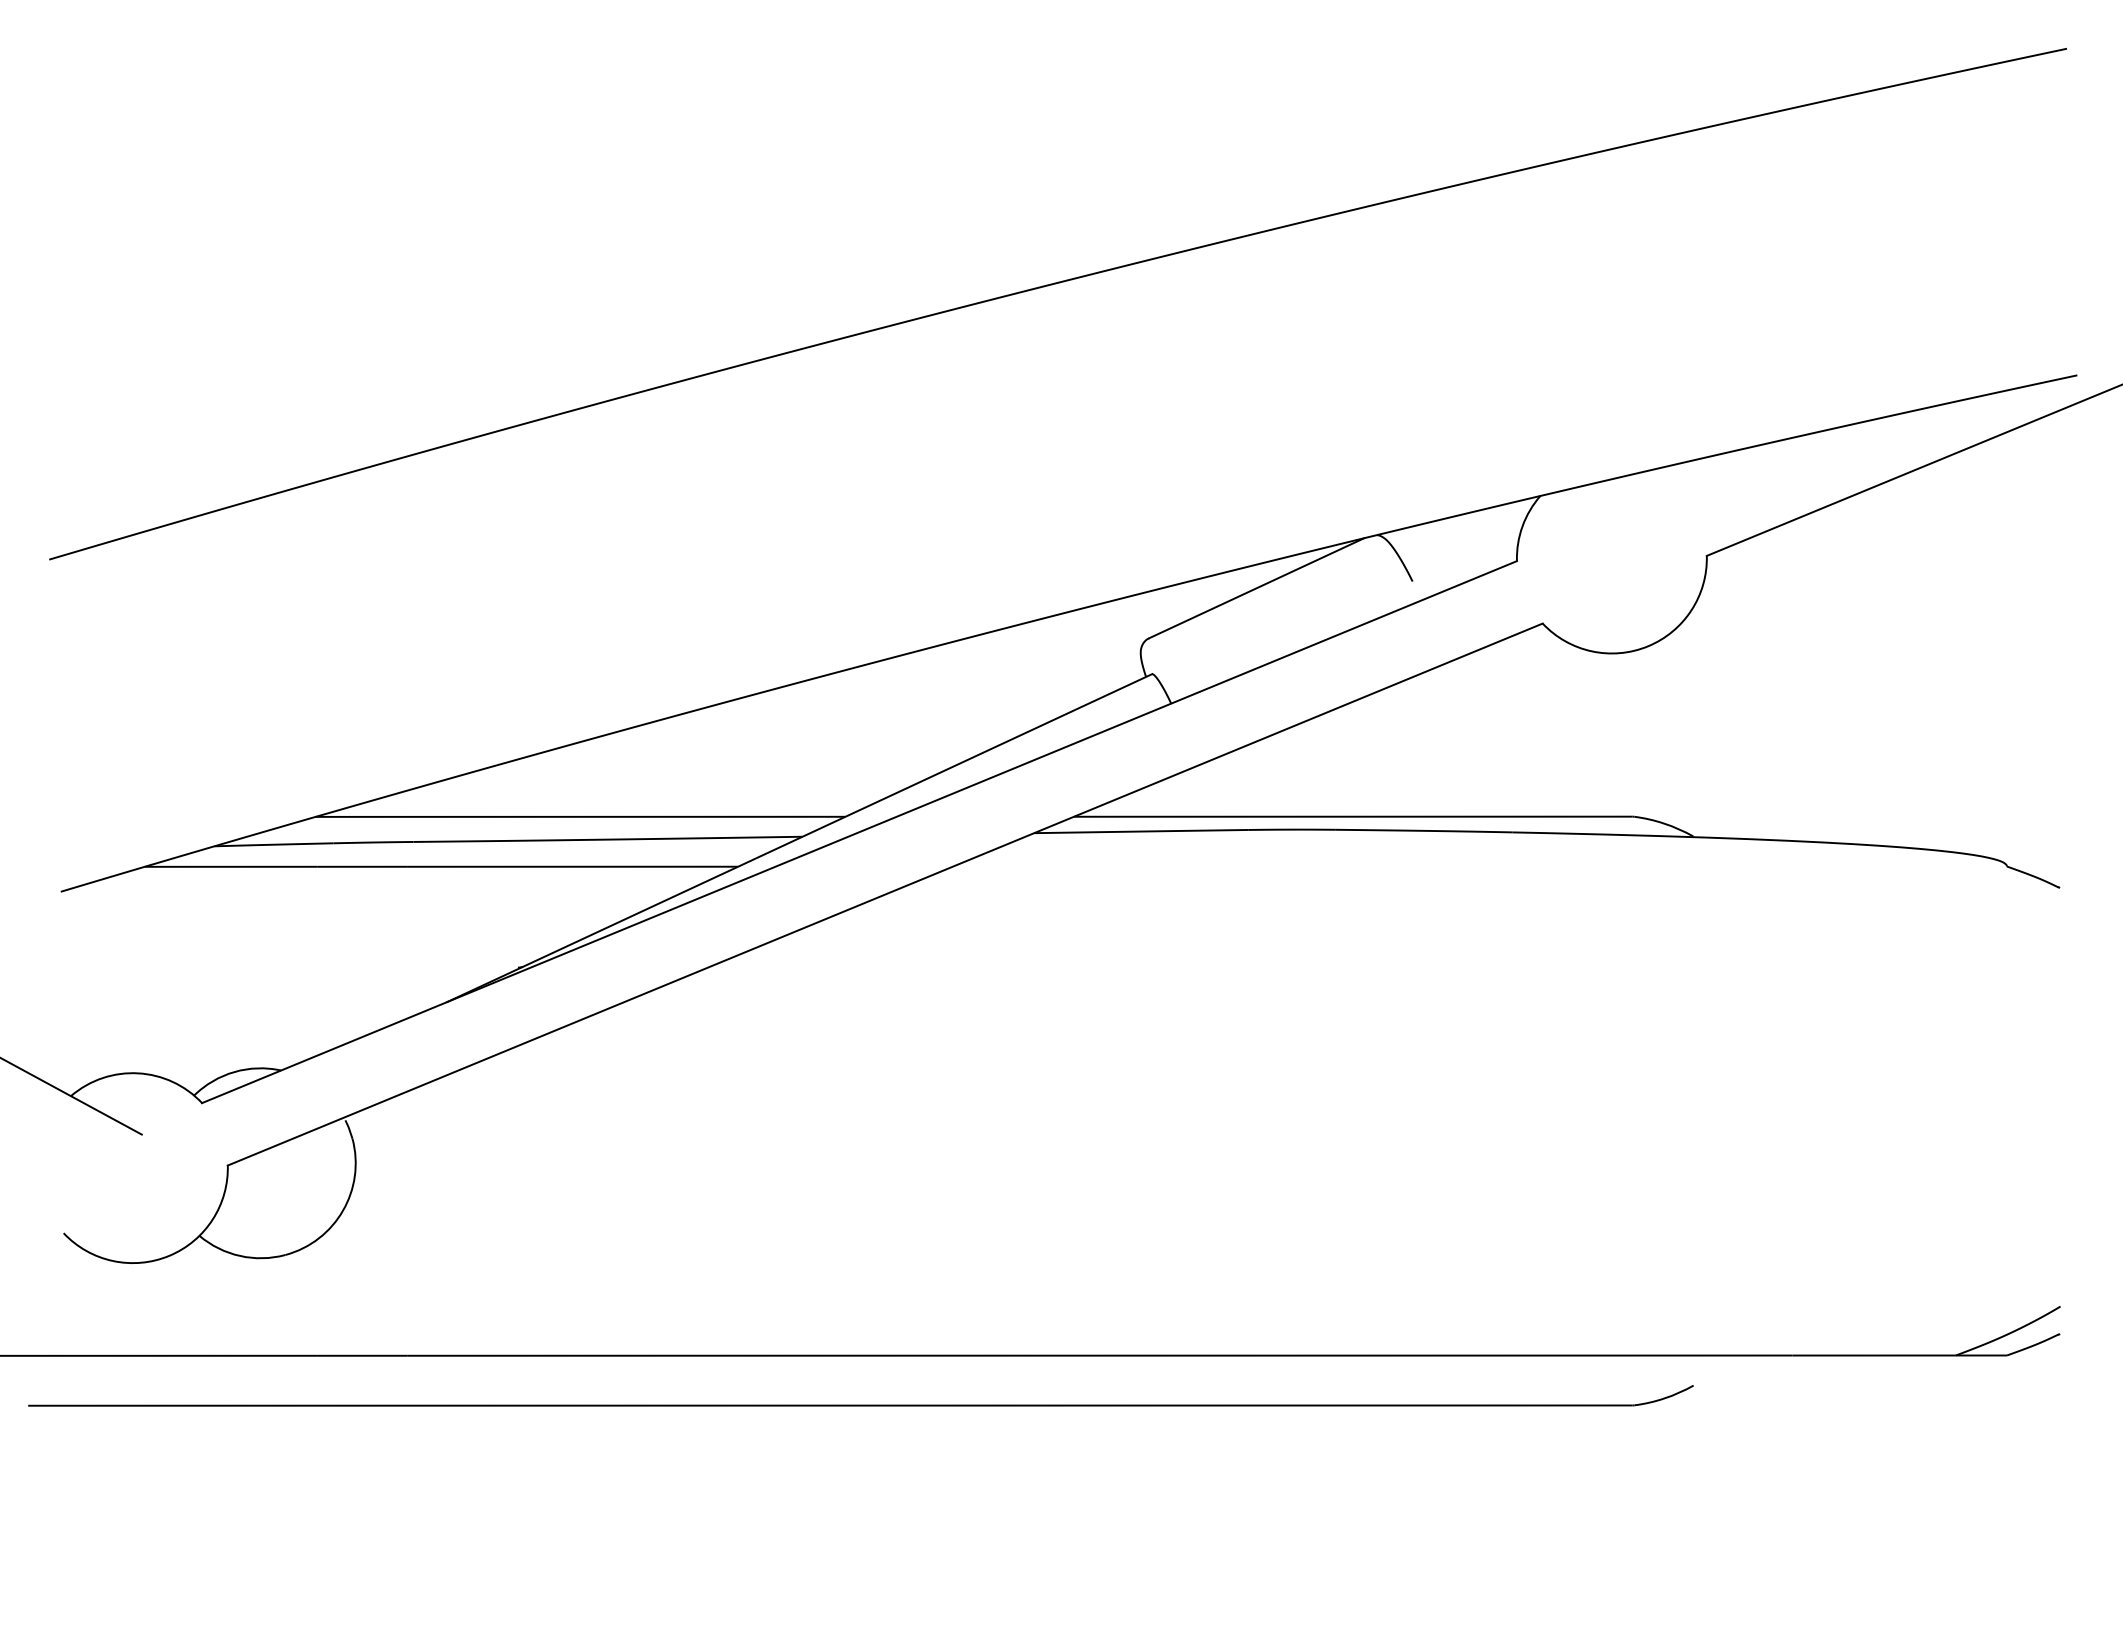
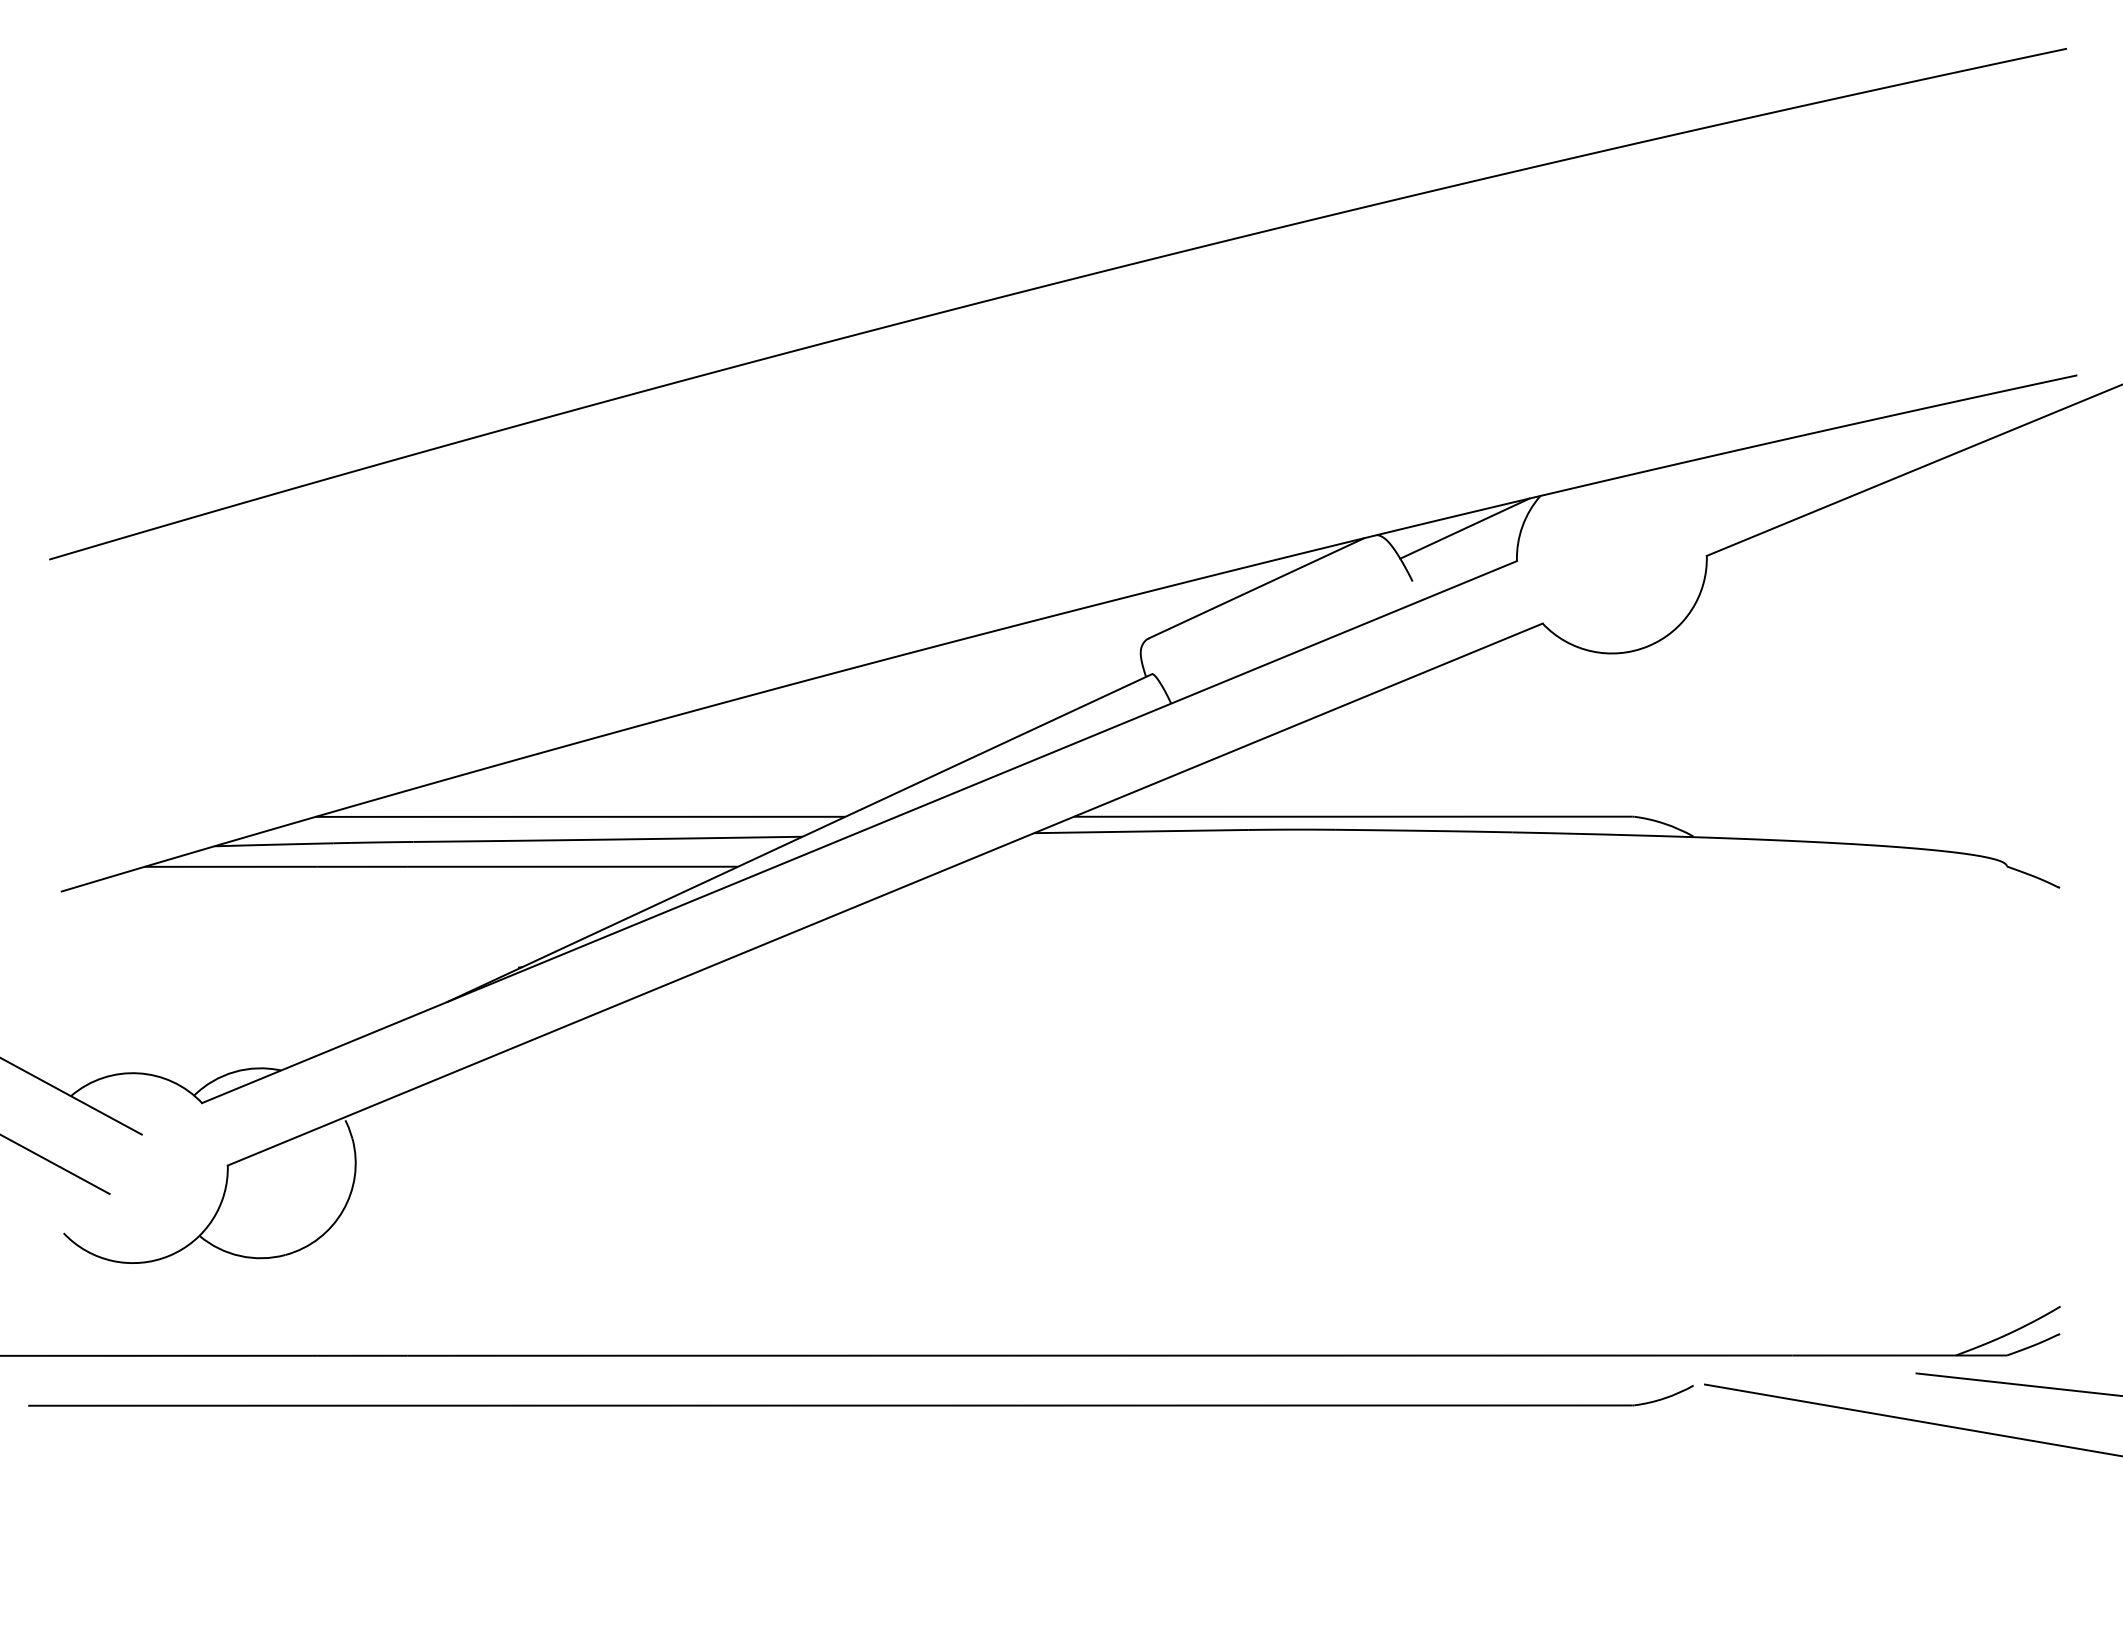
line: none -> present (1464, 528)
line: none -> present (55, 1164)
line: none -> present (2017, 1384)
line: none -> present (1912, 1419)
